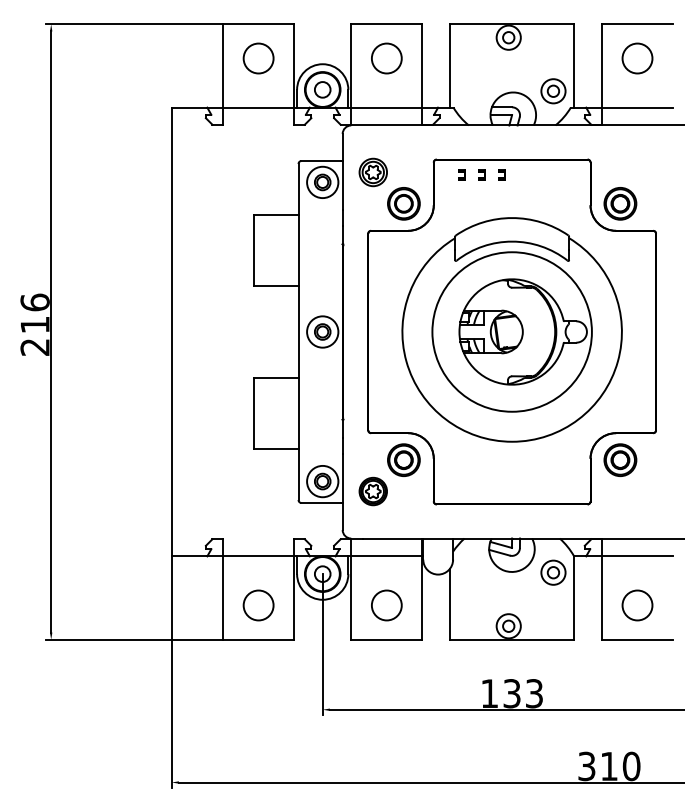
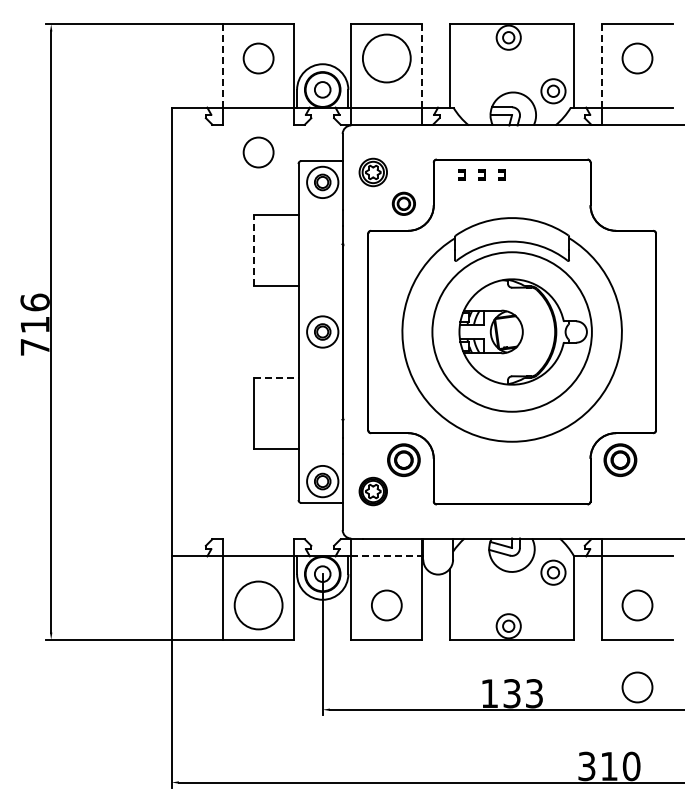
circle diameter: 30 px -> 48 px (386, 58)
line: solid -> dashed (223, 66)
line: solid -> dashed (422, 66)
line: solid -> dashed (601, 66)
circle: none -> present (258, 152)
part size: 34x34 px -> 25x25 px (403, 203)
part: present -> none (620, 203)
line: solid -> dashed (254, 250)
text: 216 -> 716 (34, 347)
line: solid -> dashed (276, 377)
line: solid -> dashed (386, 556)
circle diameter: 30 px -> 48 px (258, 605)
circle: none -> present (637, 687)
